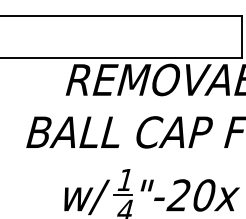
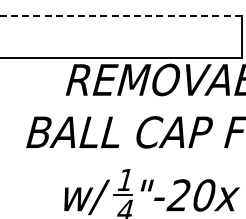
line: solid -> dashed (120, 16)
